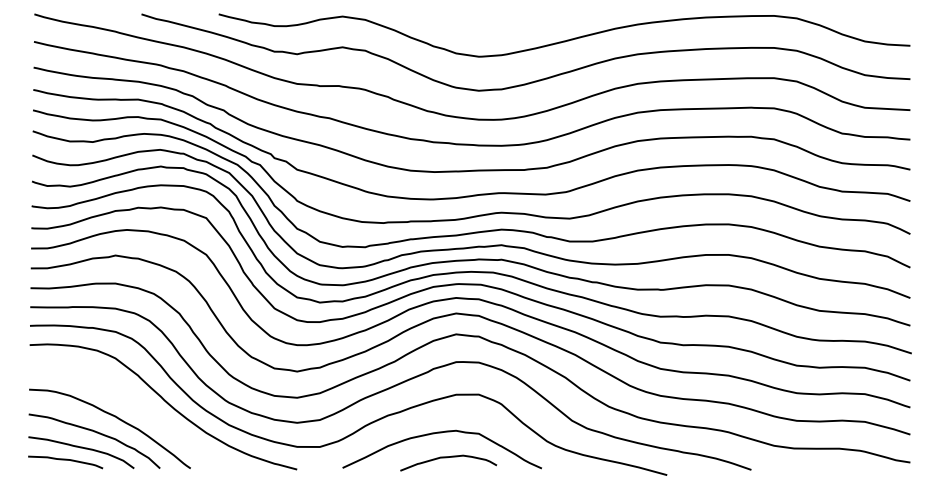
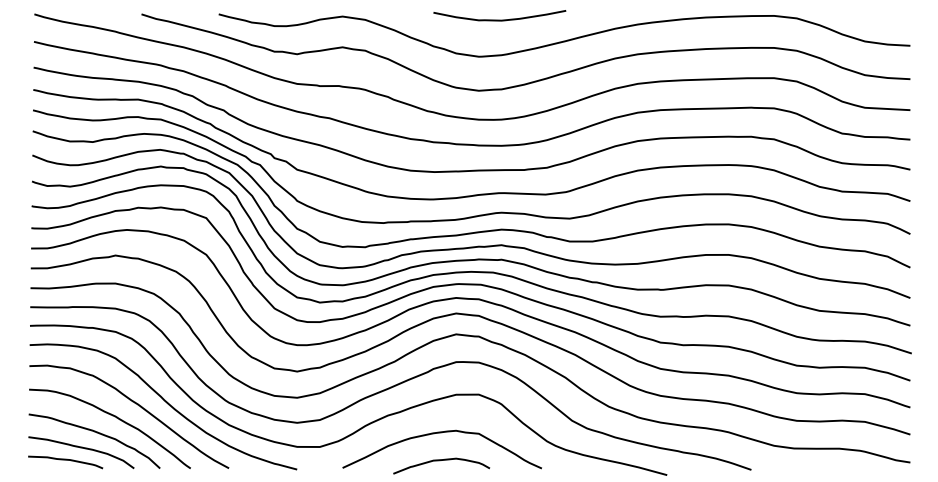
curve: none -> present (499, 19)
curve: none -> present (137, 405)
curve position: (447, 458) -> (440, 461) (440, 461)
